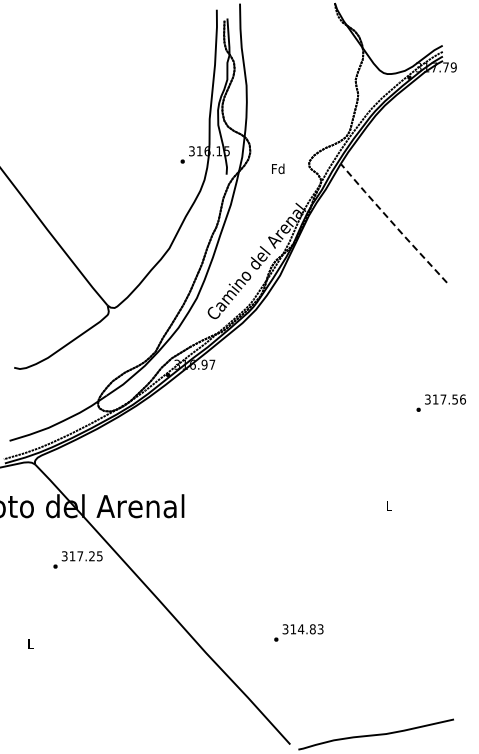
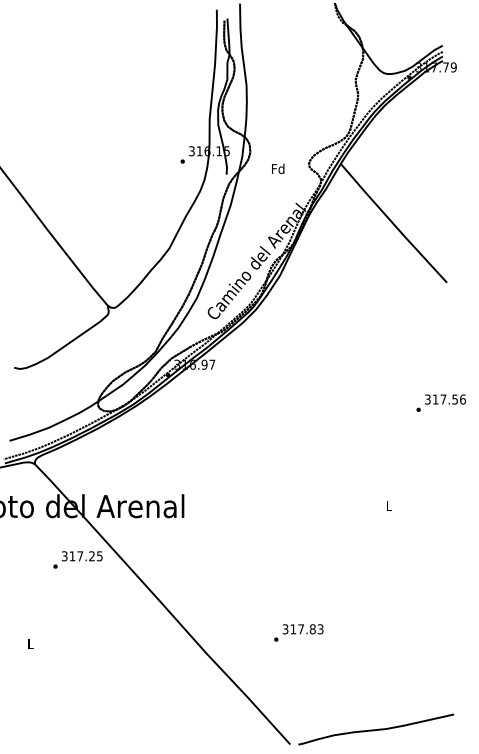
line: dashed -> solid (393, 223)
text: 314.83 -> 317.83 (300, 629)
curve position: (375, 734) -> (375, 729) (375, 729)
